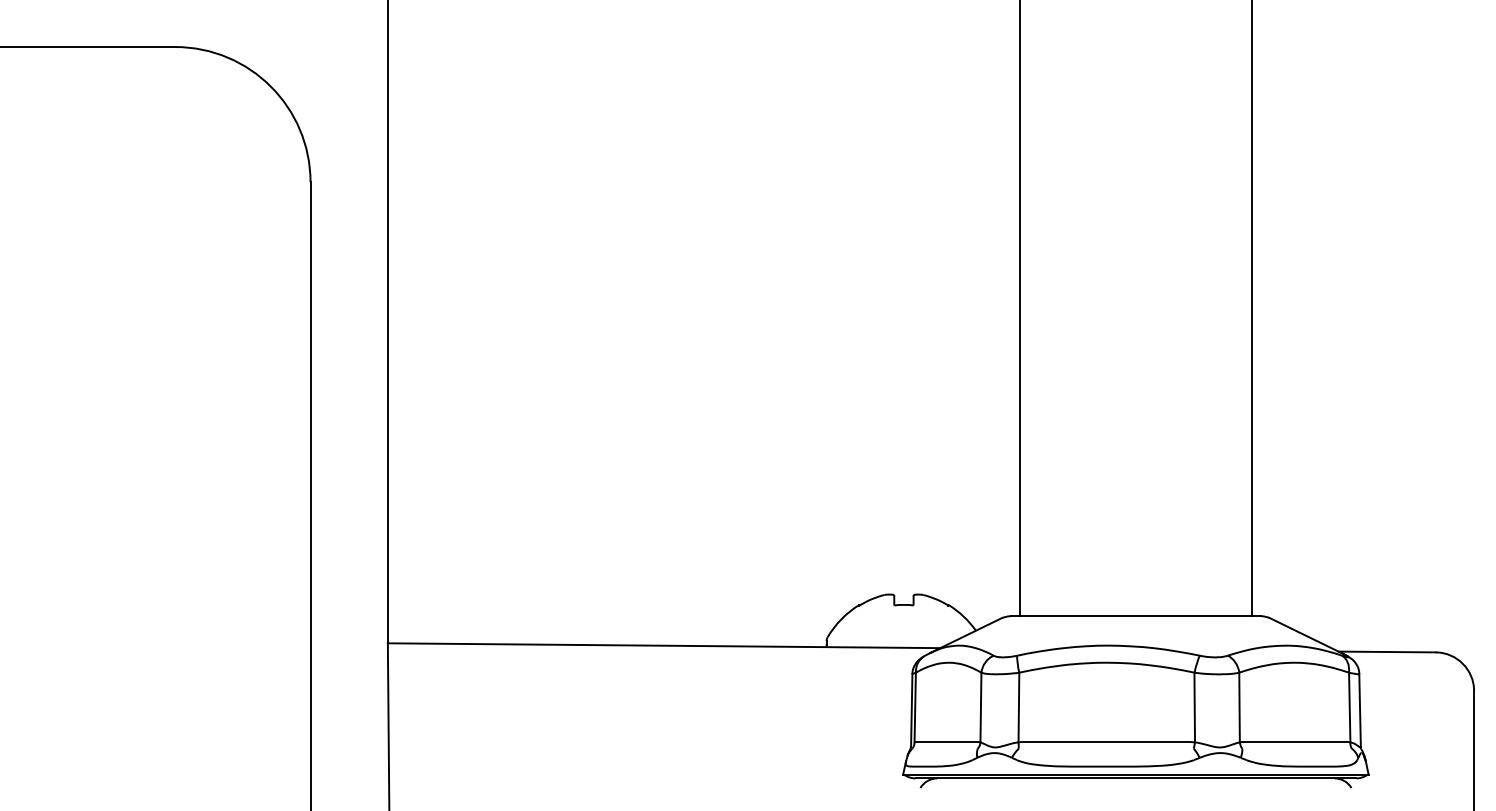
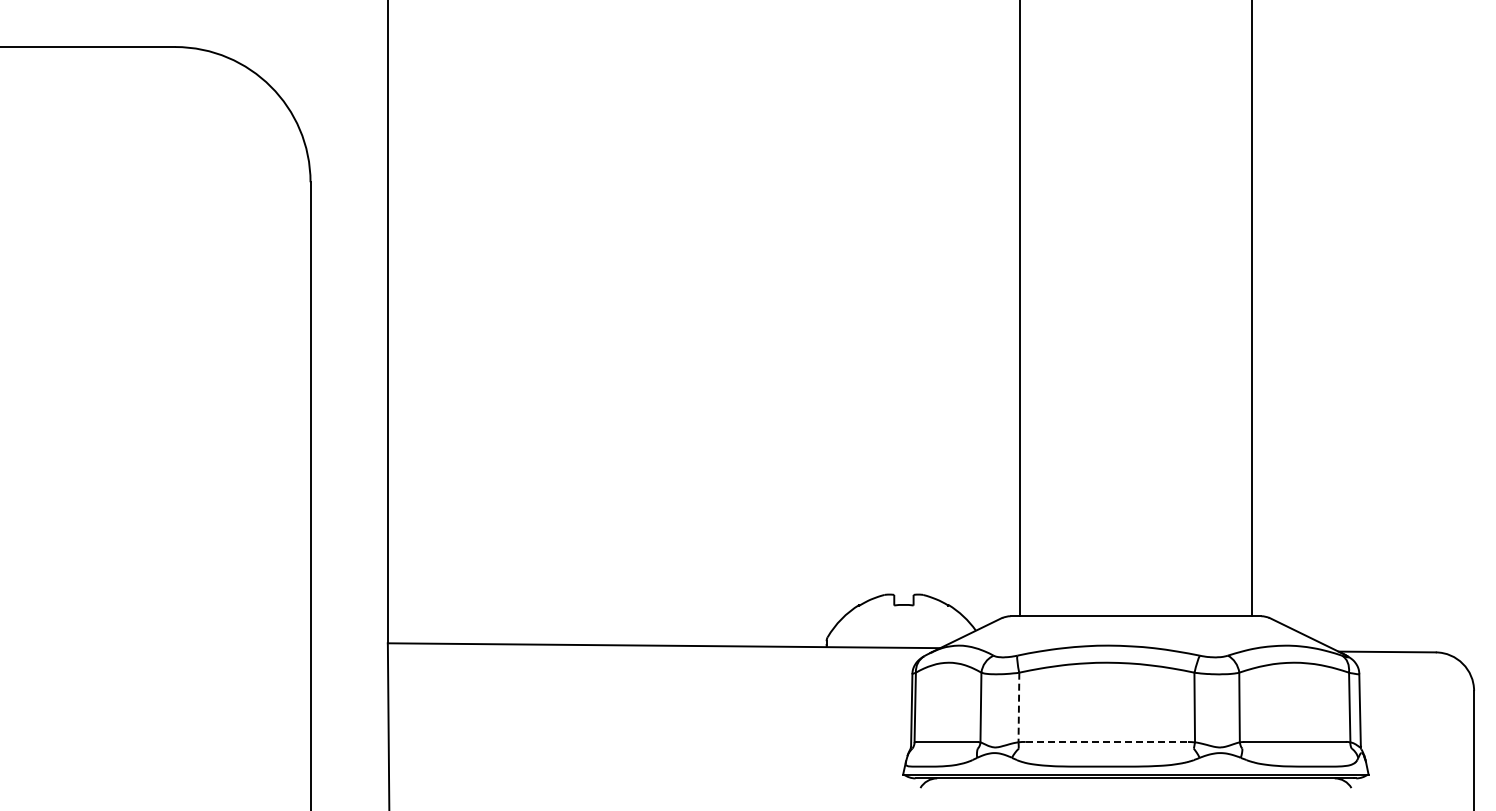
line: solid -> dashed (1018, 707)
line: solid -> dashed (1107, 741)
